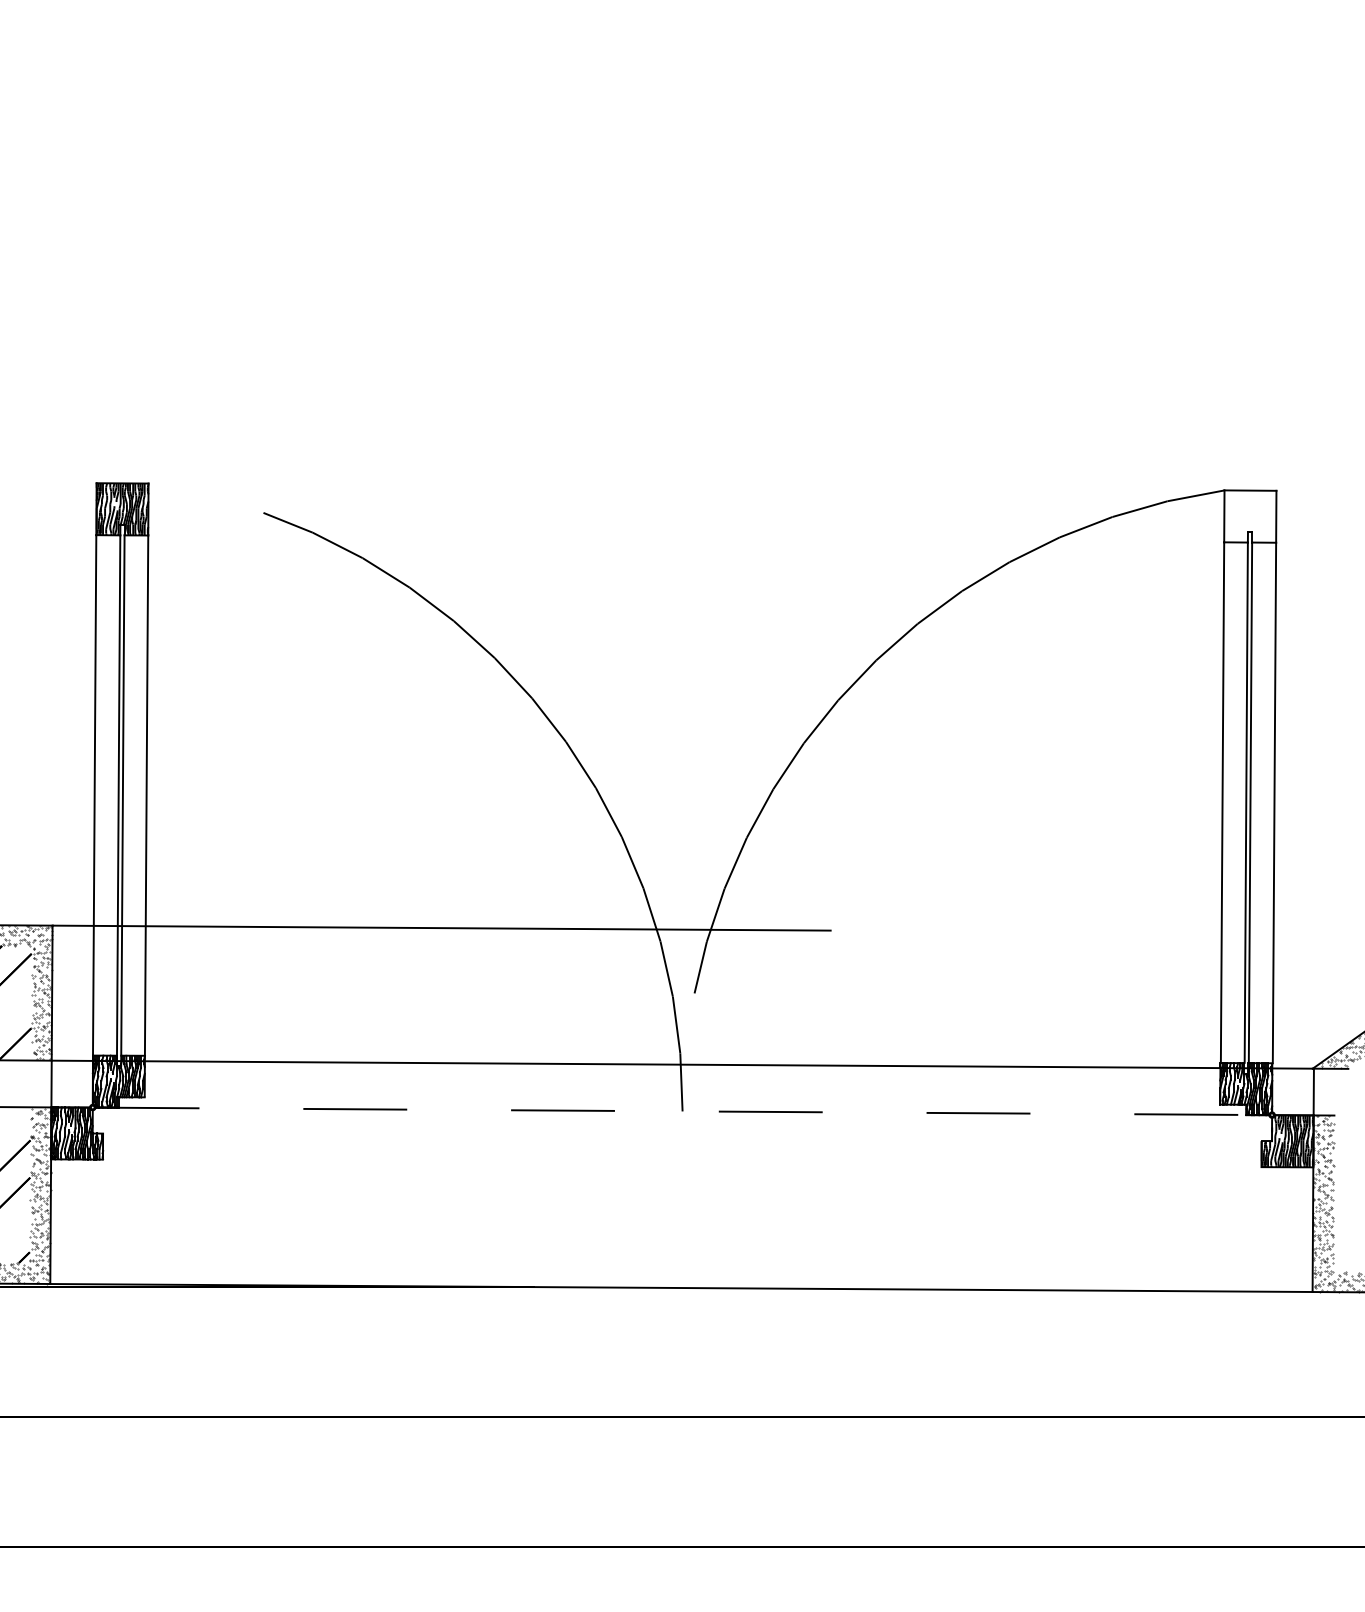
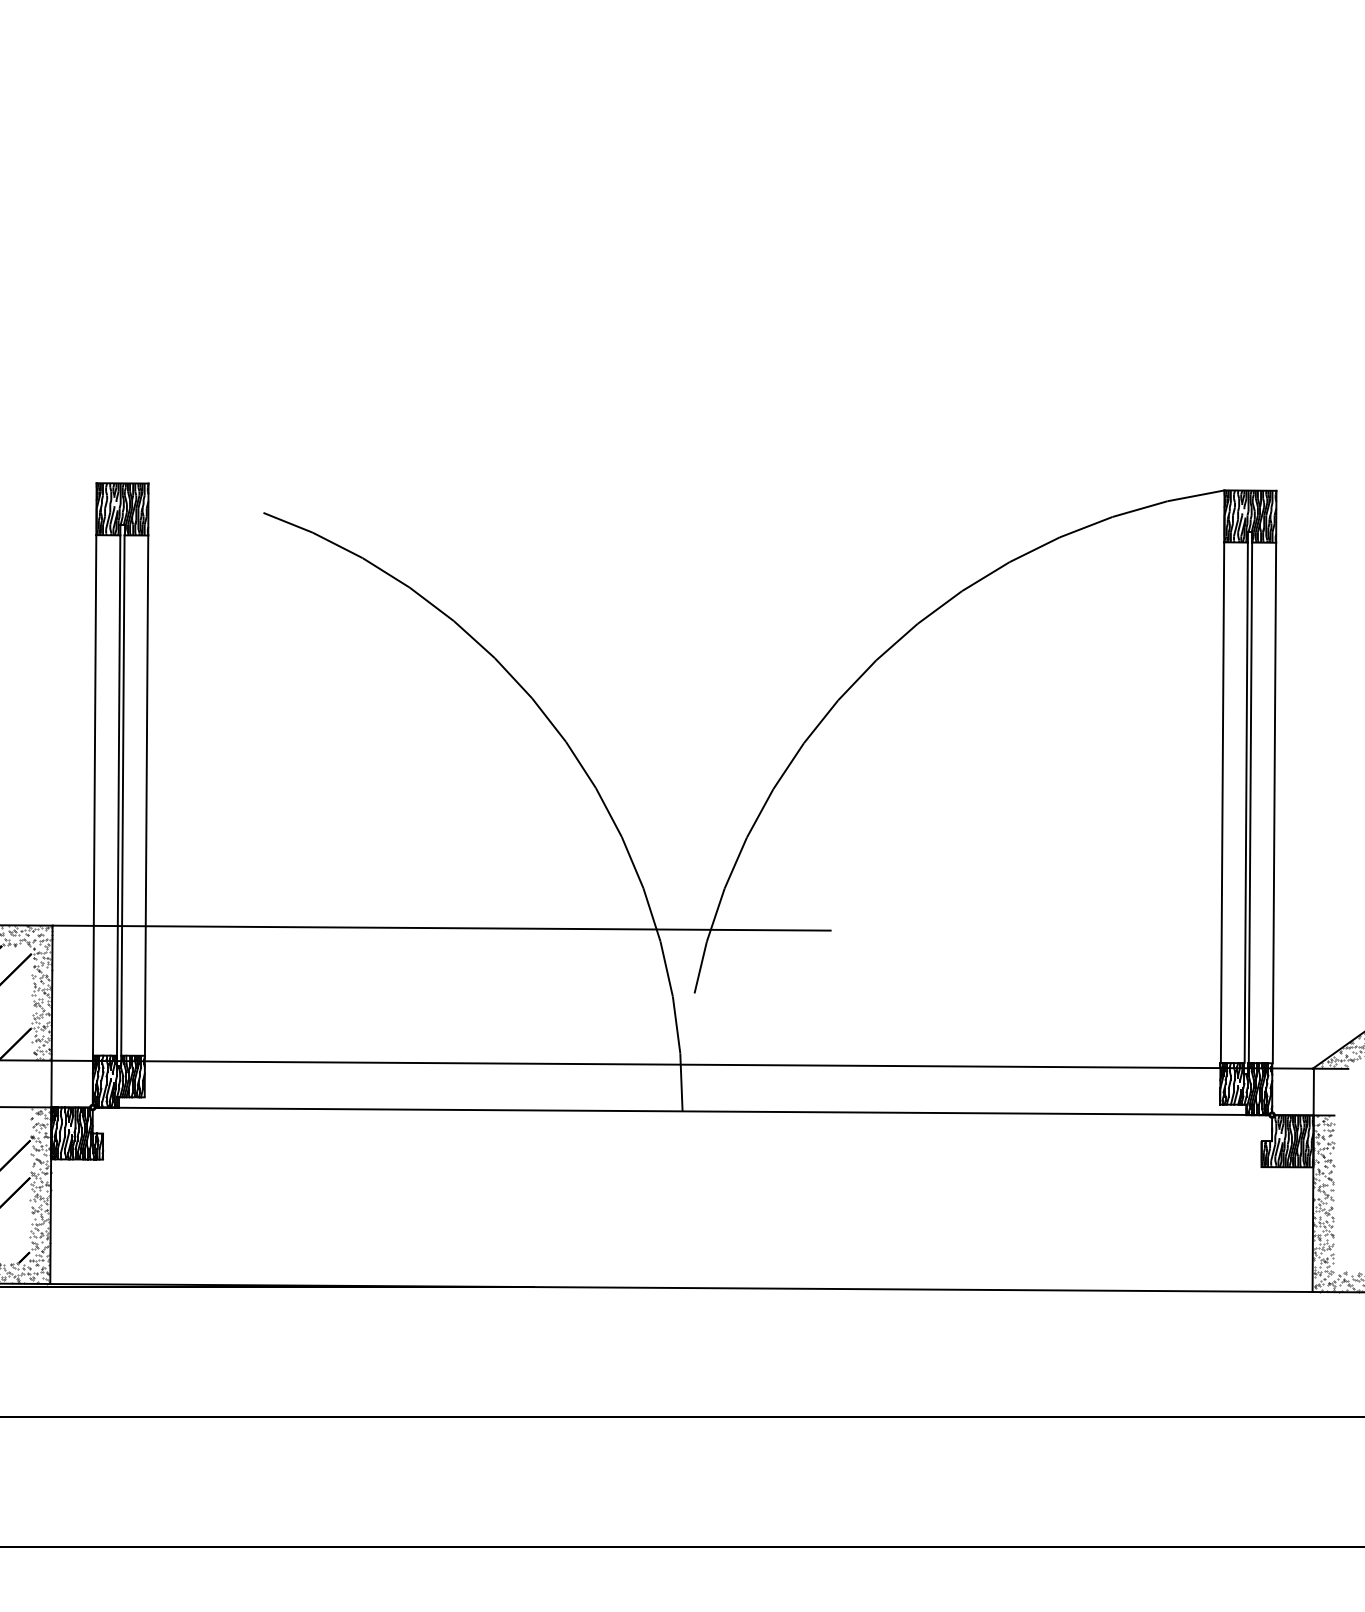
hatch: none -> present (1250, 516)
line: dashed -> solid (682, 1111)
